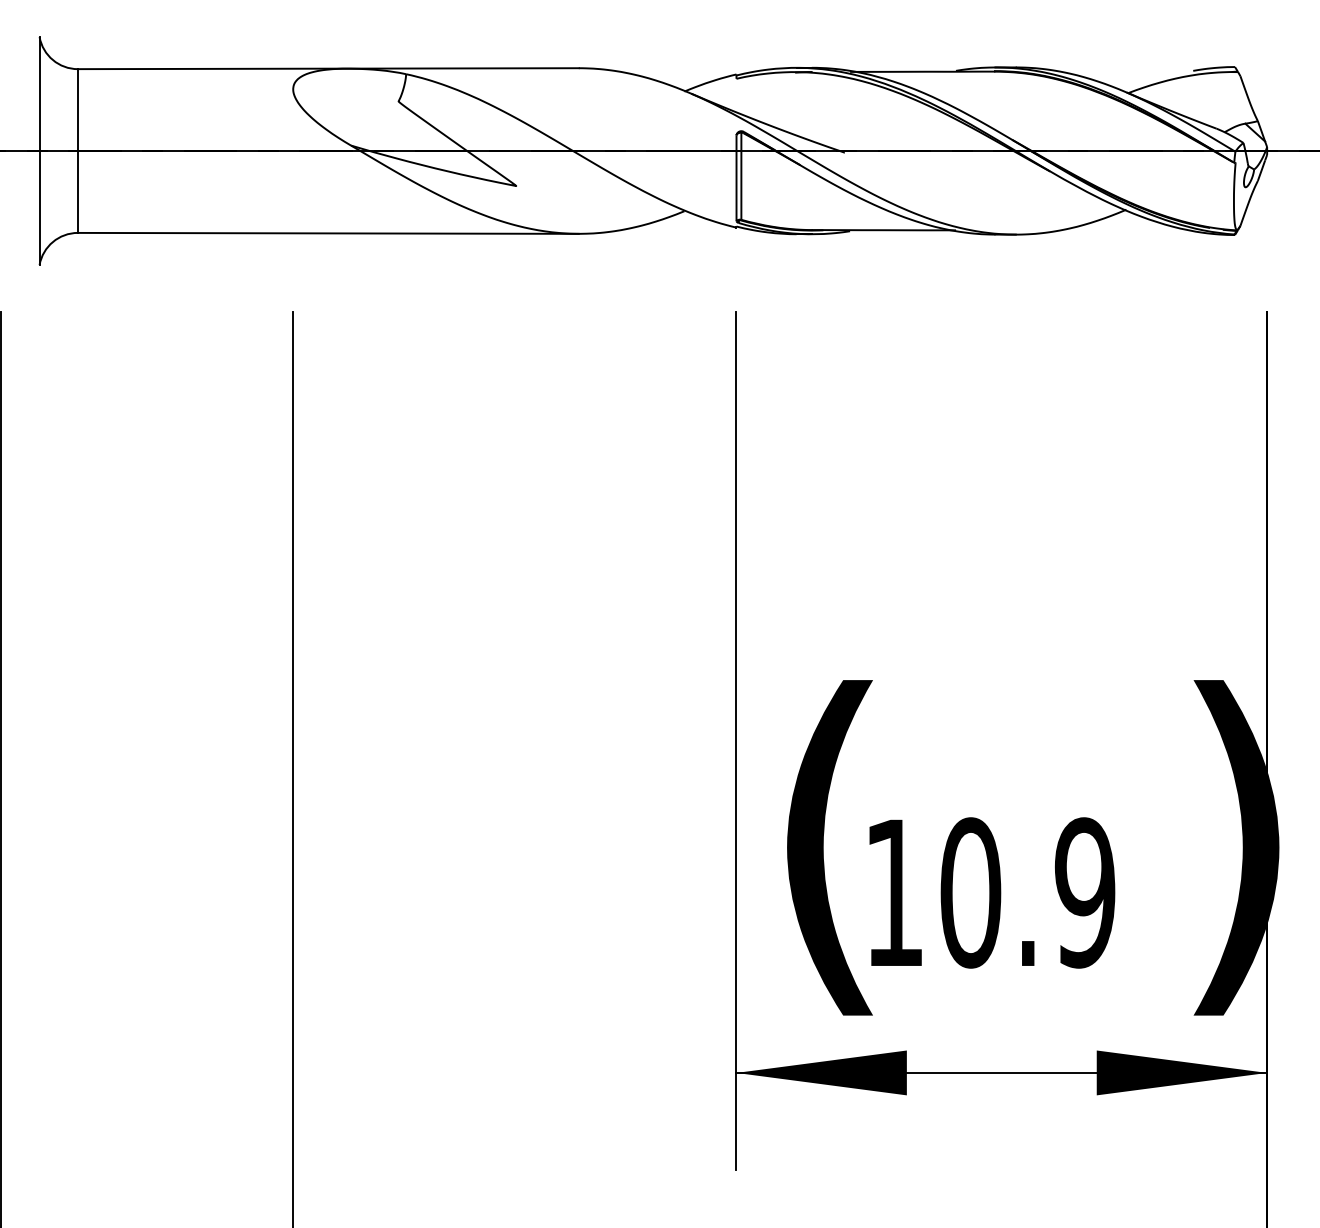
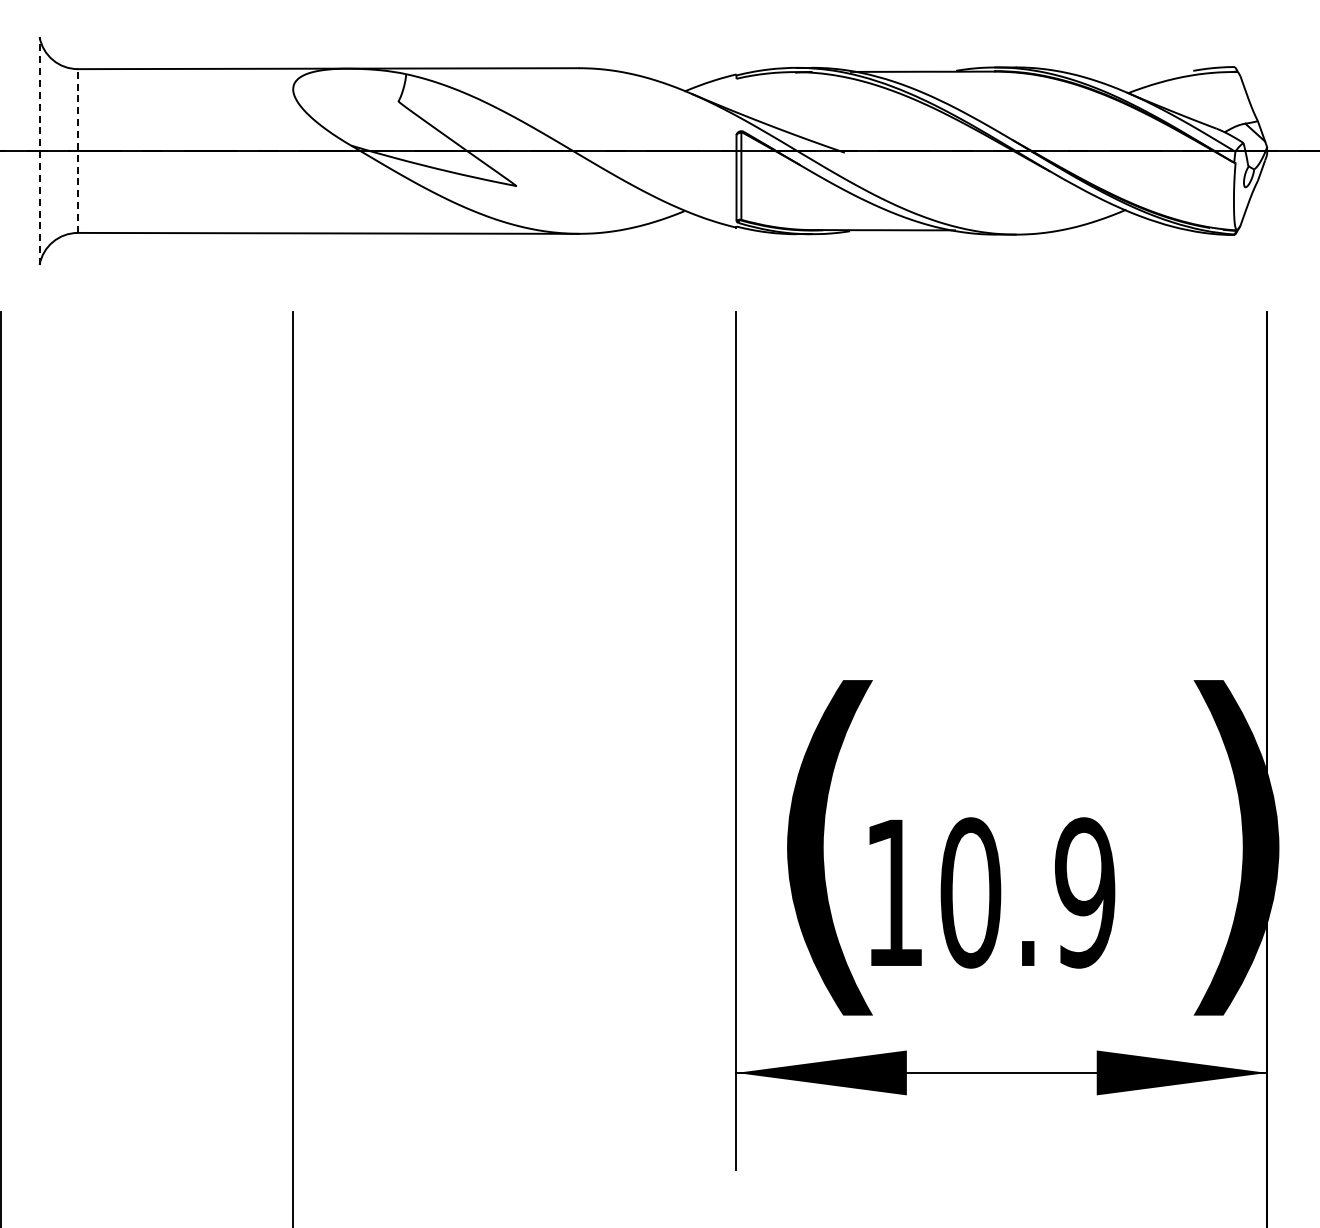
line: solid -> dashed (39, 151)
line: solid -> dashed (77, 151)
